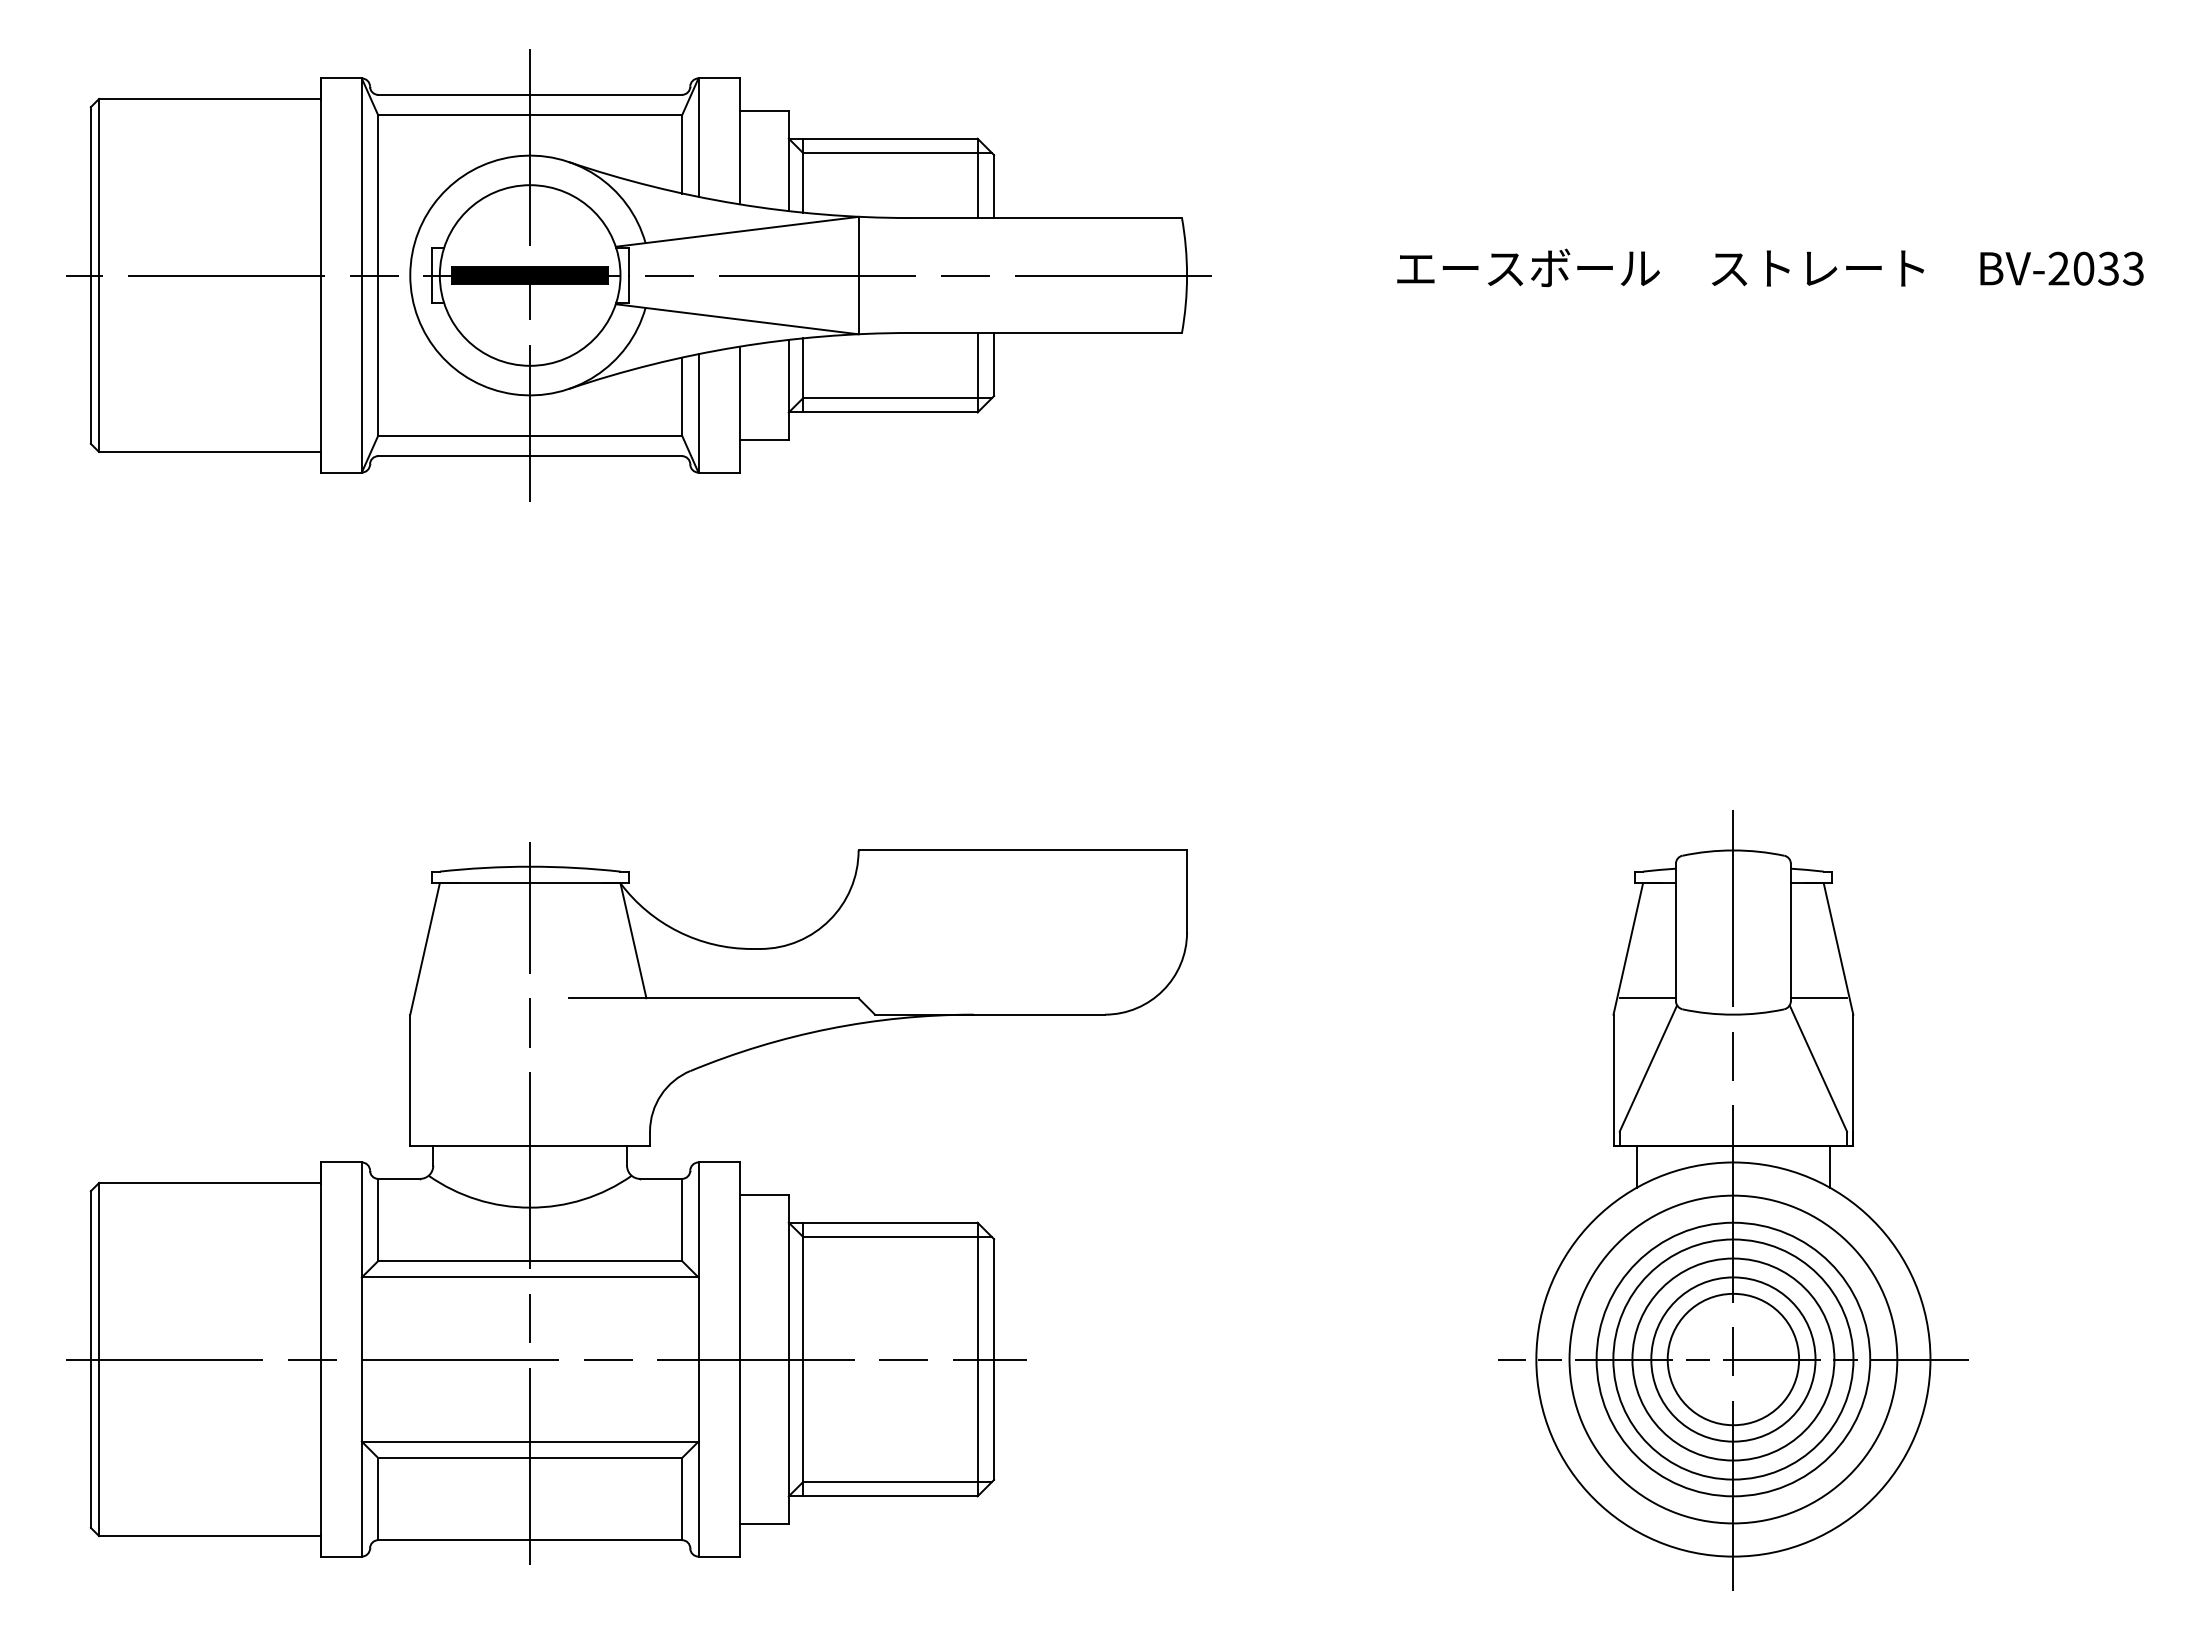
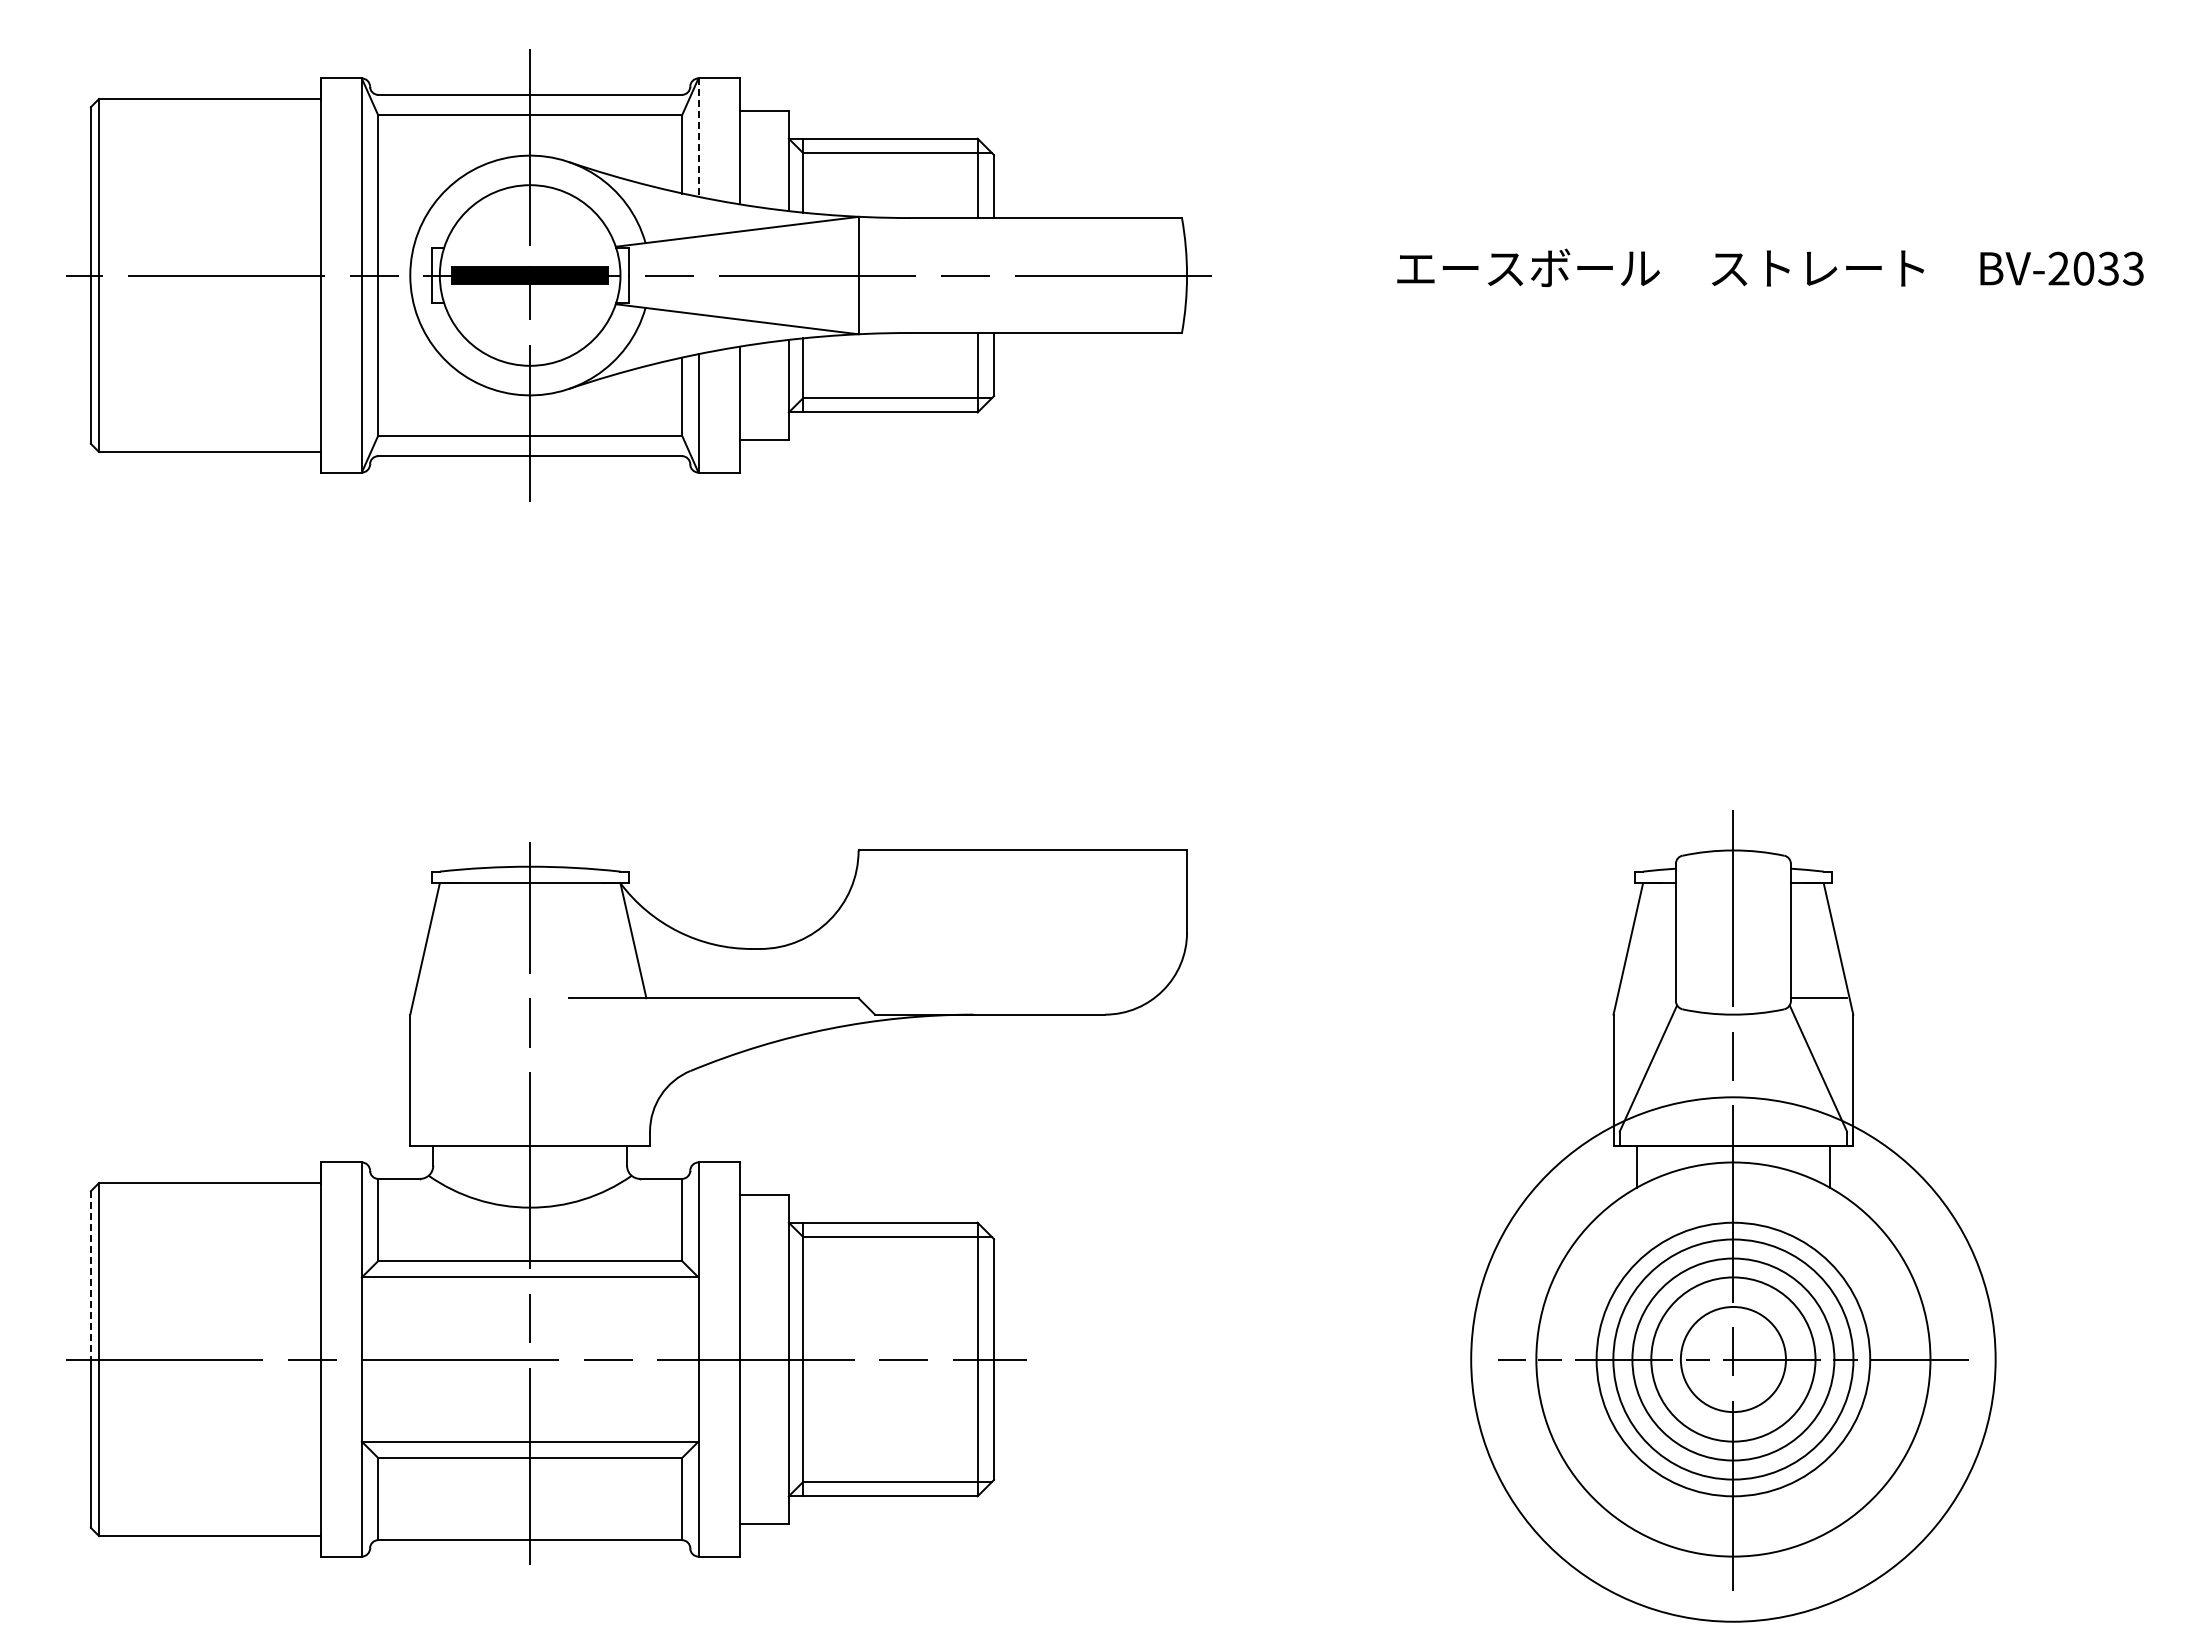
line: solid -> dashed (698, 138)
line: present -> none (1647, 998)
line: solid -> dashed (90, 1275)
circle diameter: 131 px -> 105 px (1732, 1359)
circle diameter: 328 px -> 524 px (1733, 1359)
